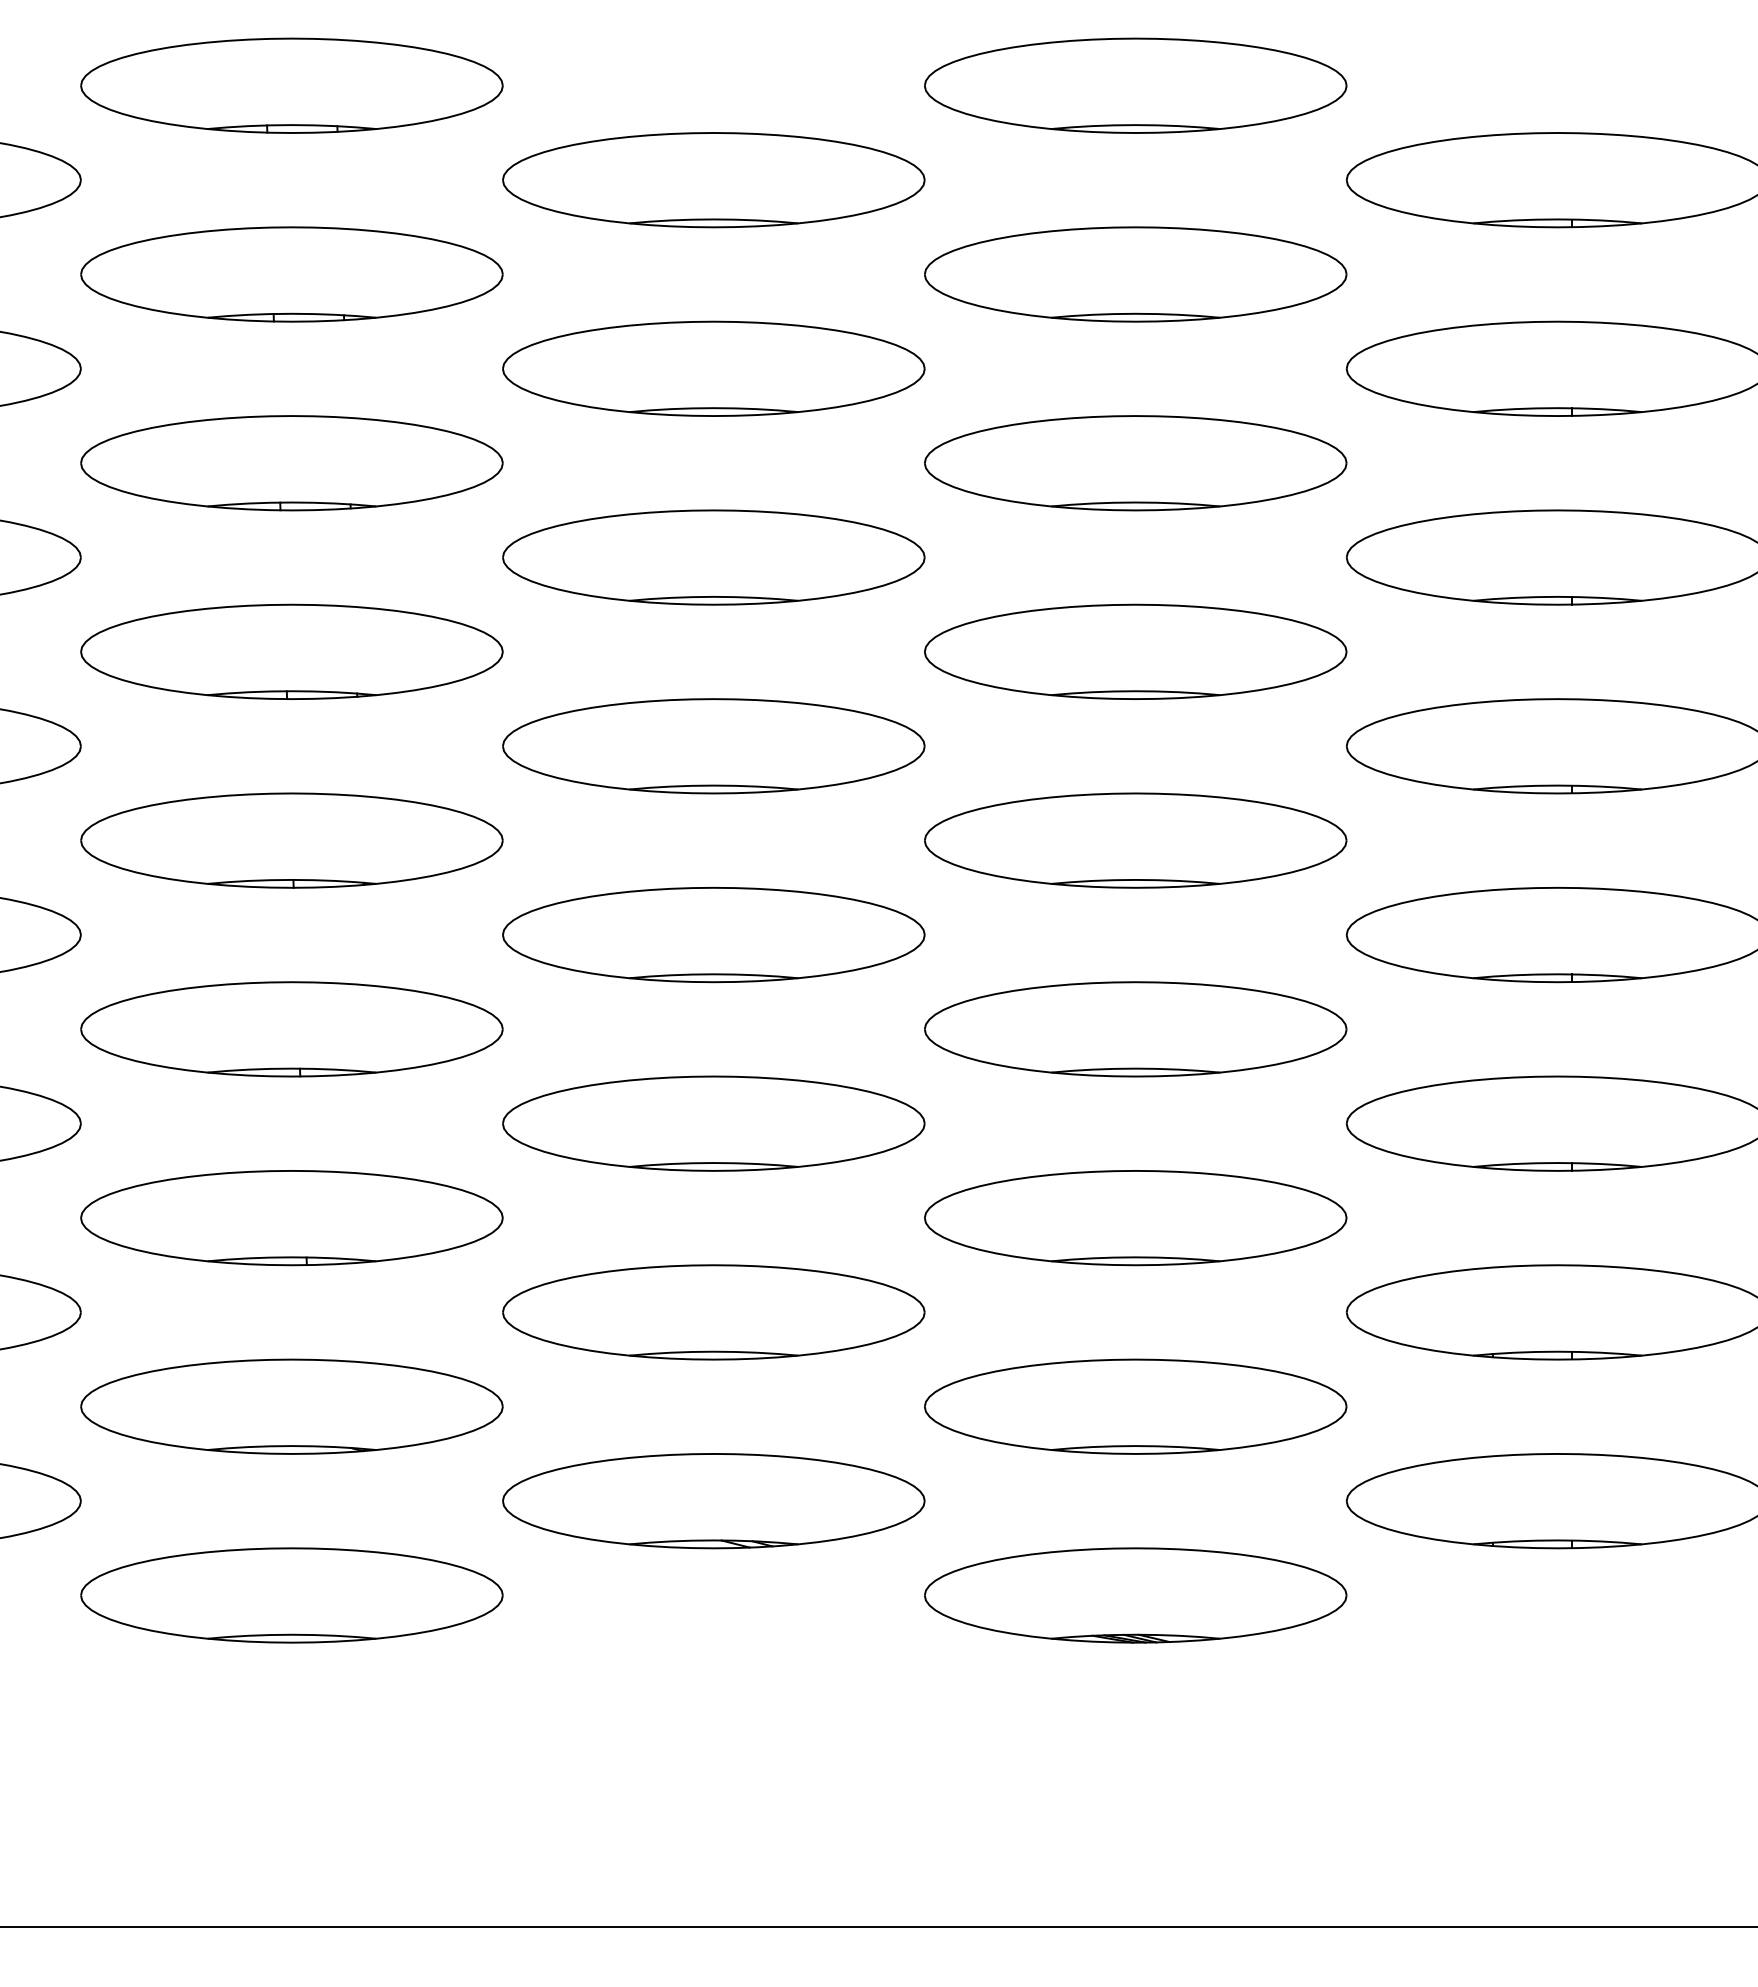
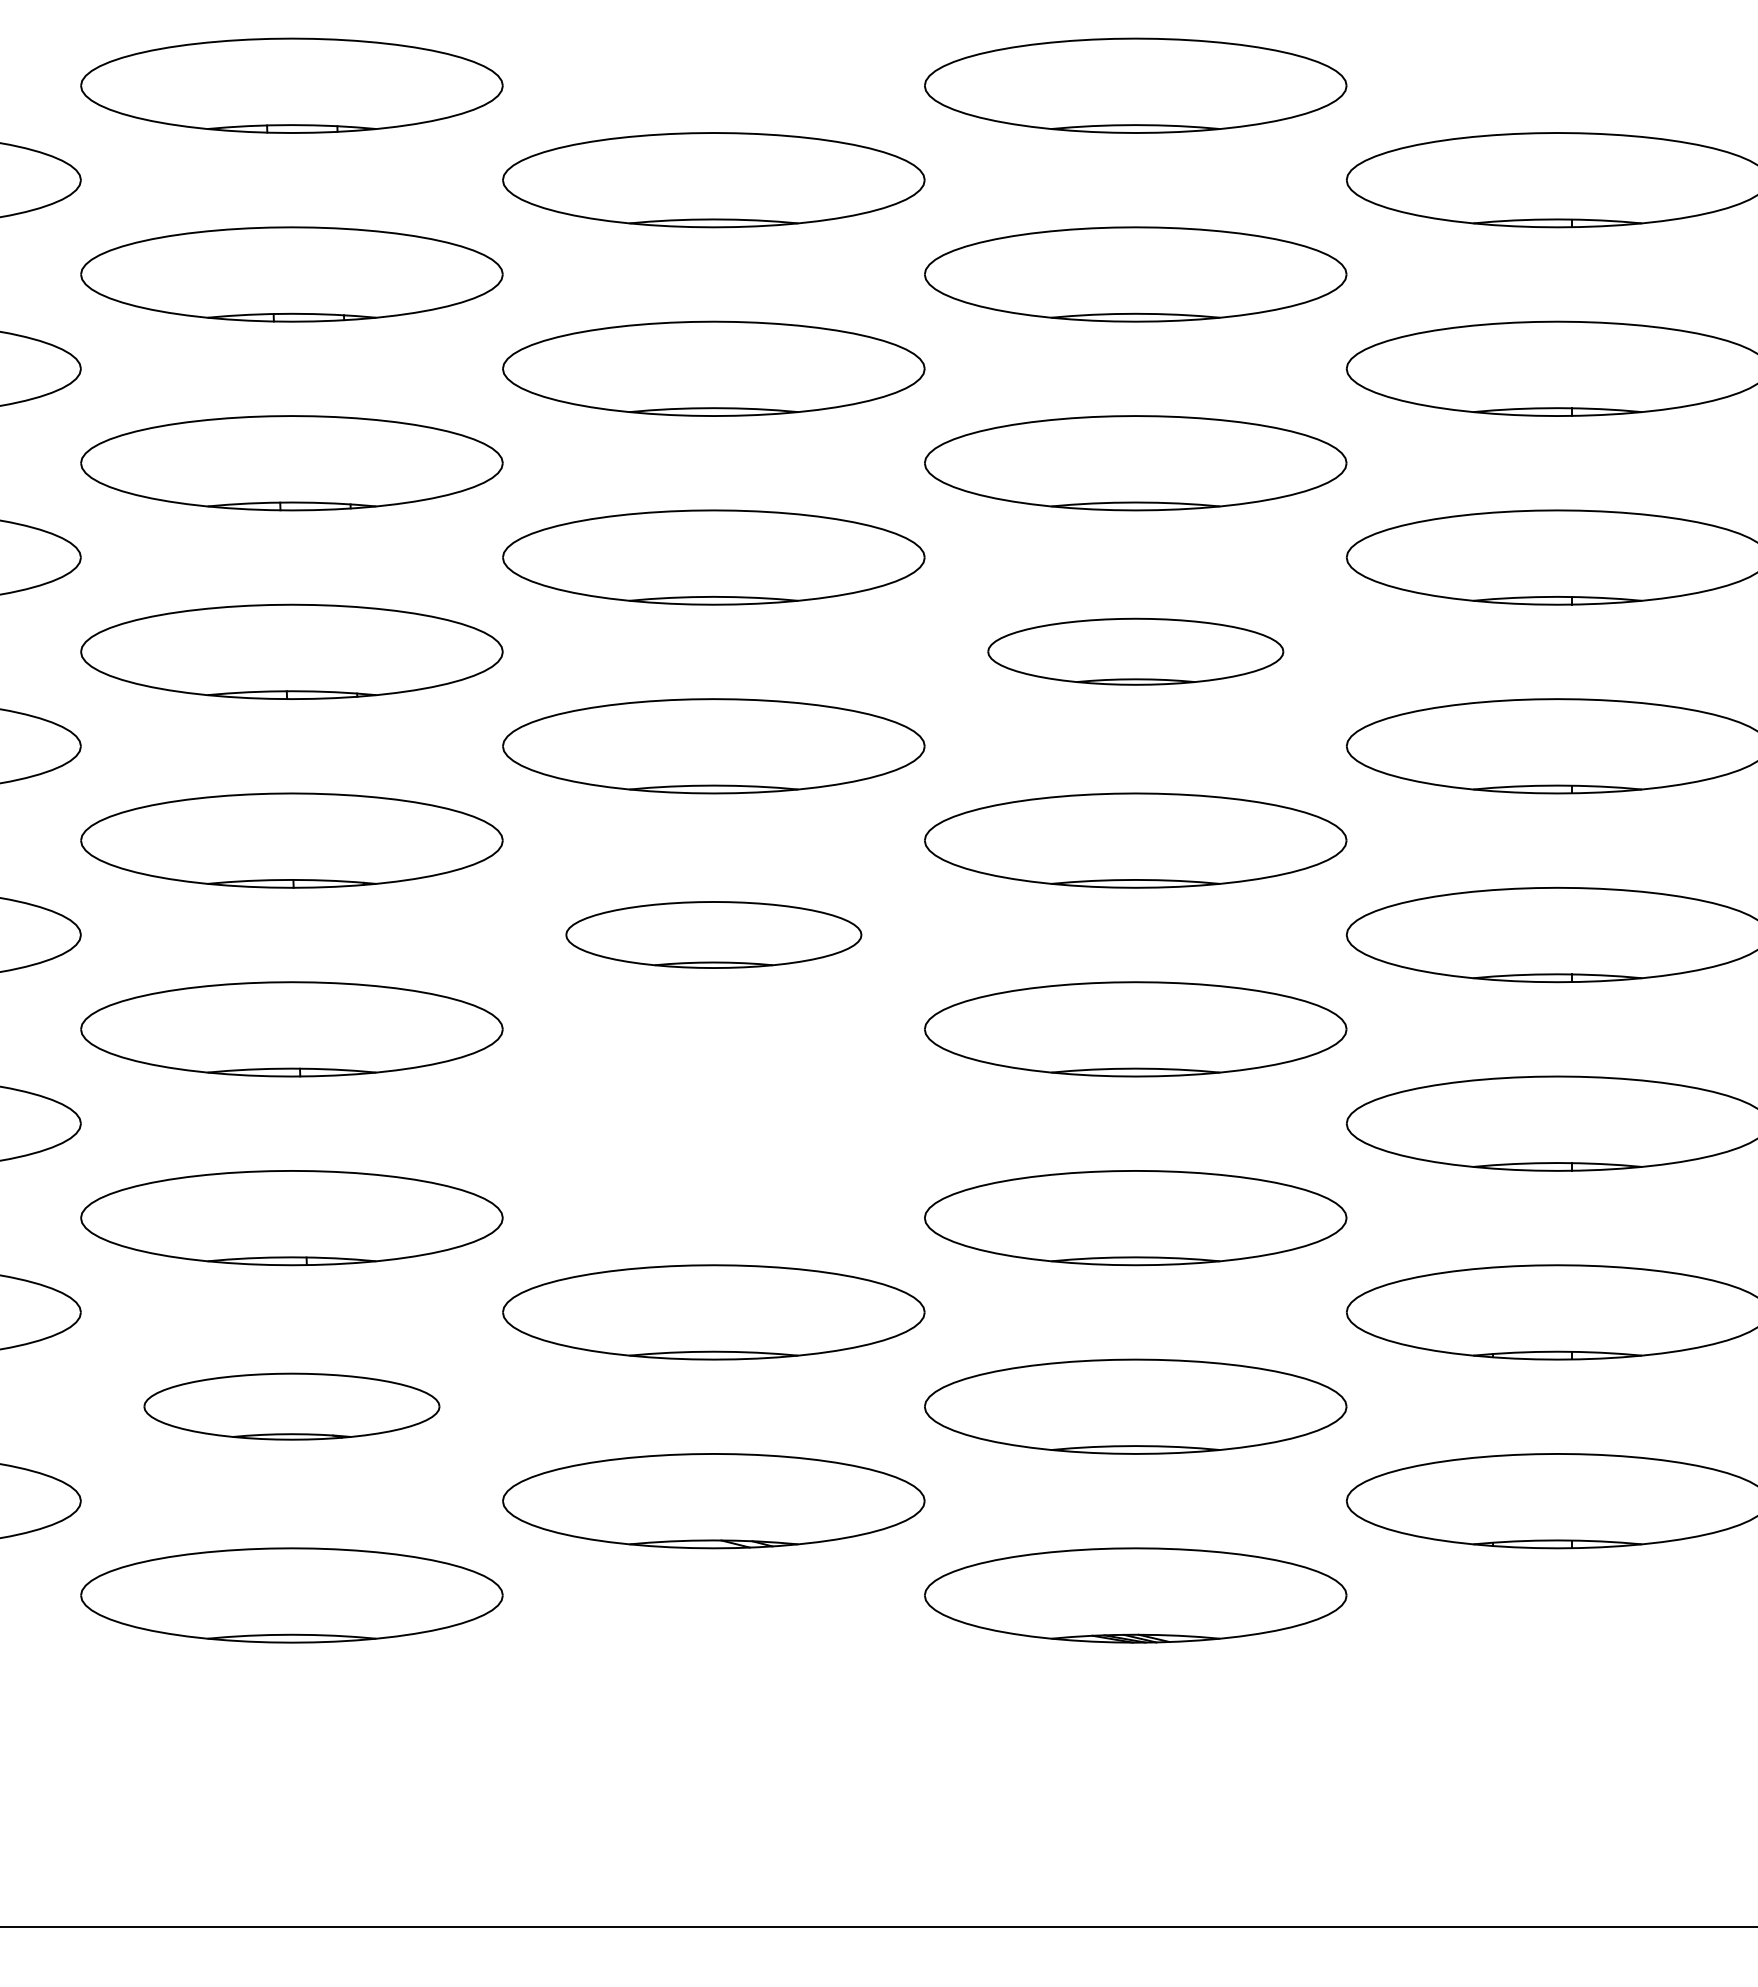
part size: 424x97 px -> 298x69 px (1135, 651)
part size: 424x98 px -> 298x68 px (713, 934)
part: present -> none (713, 1123)
part size: 424x97 px -> 298x69 px (291, 1406)
